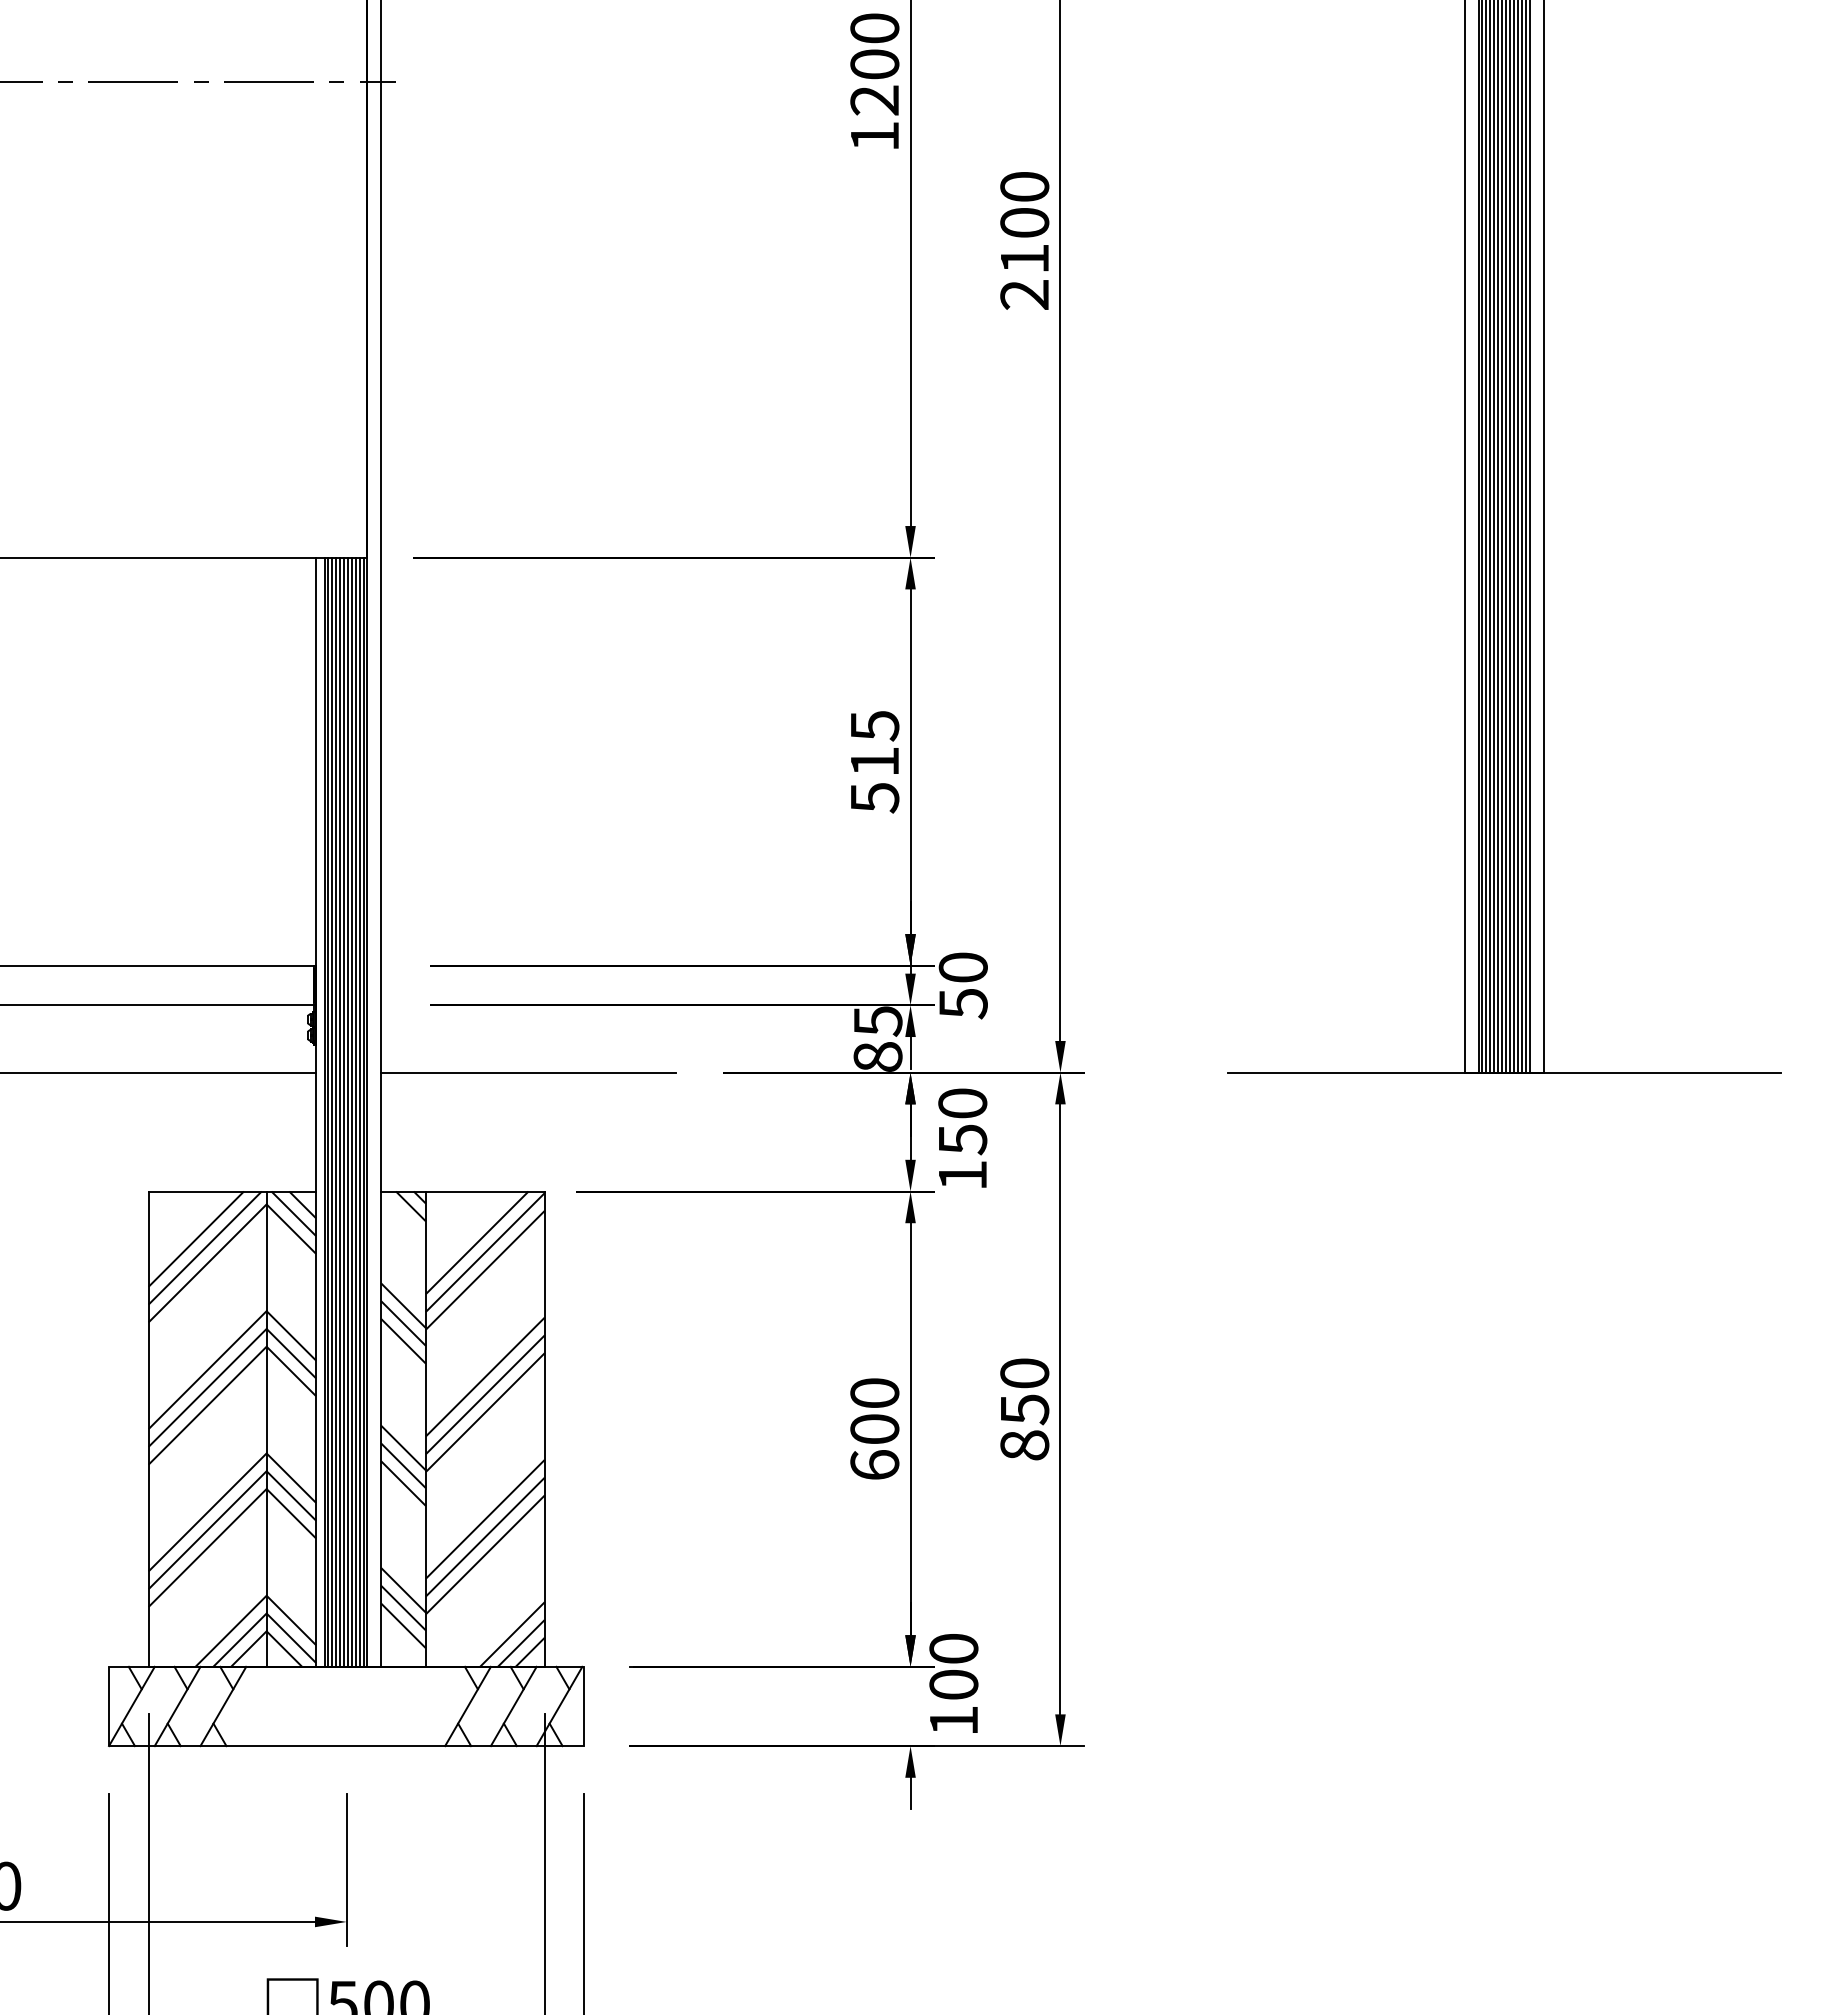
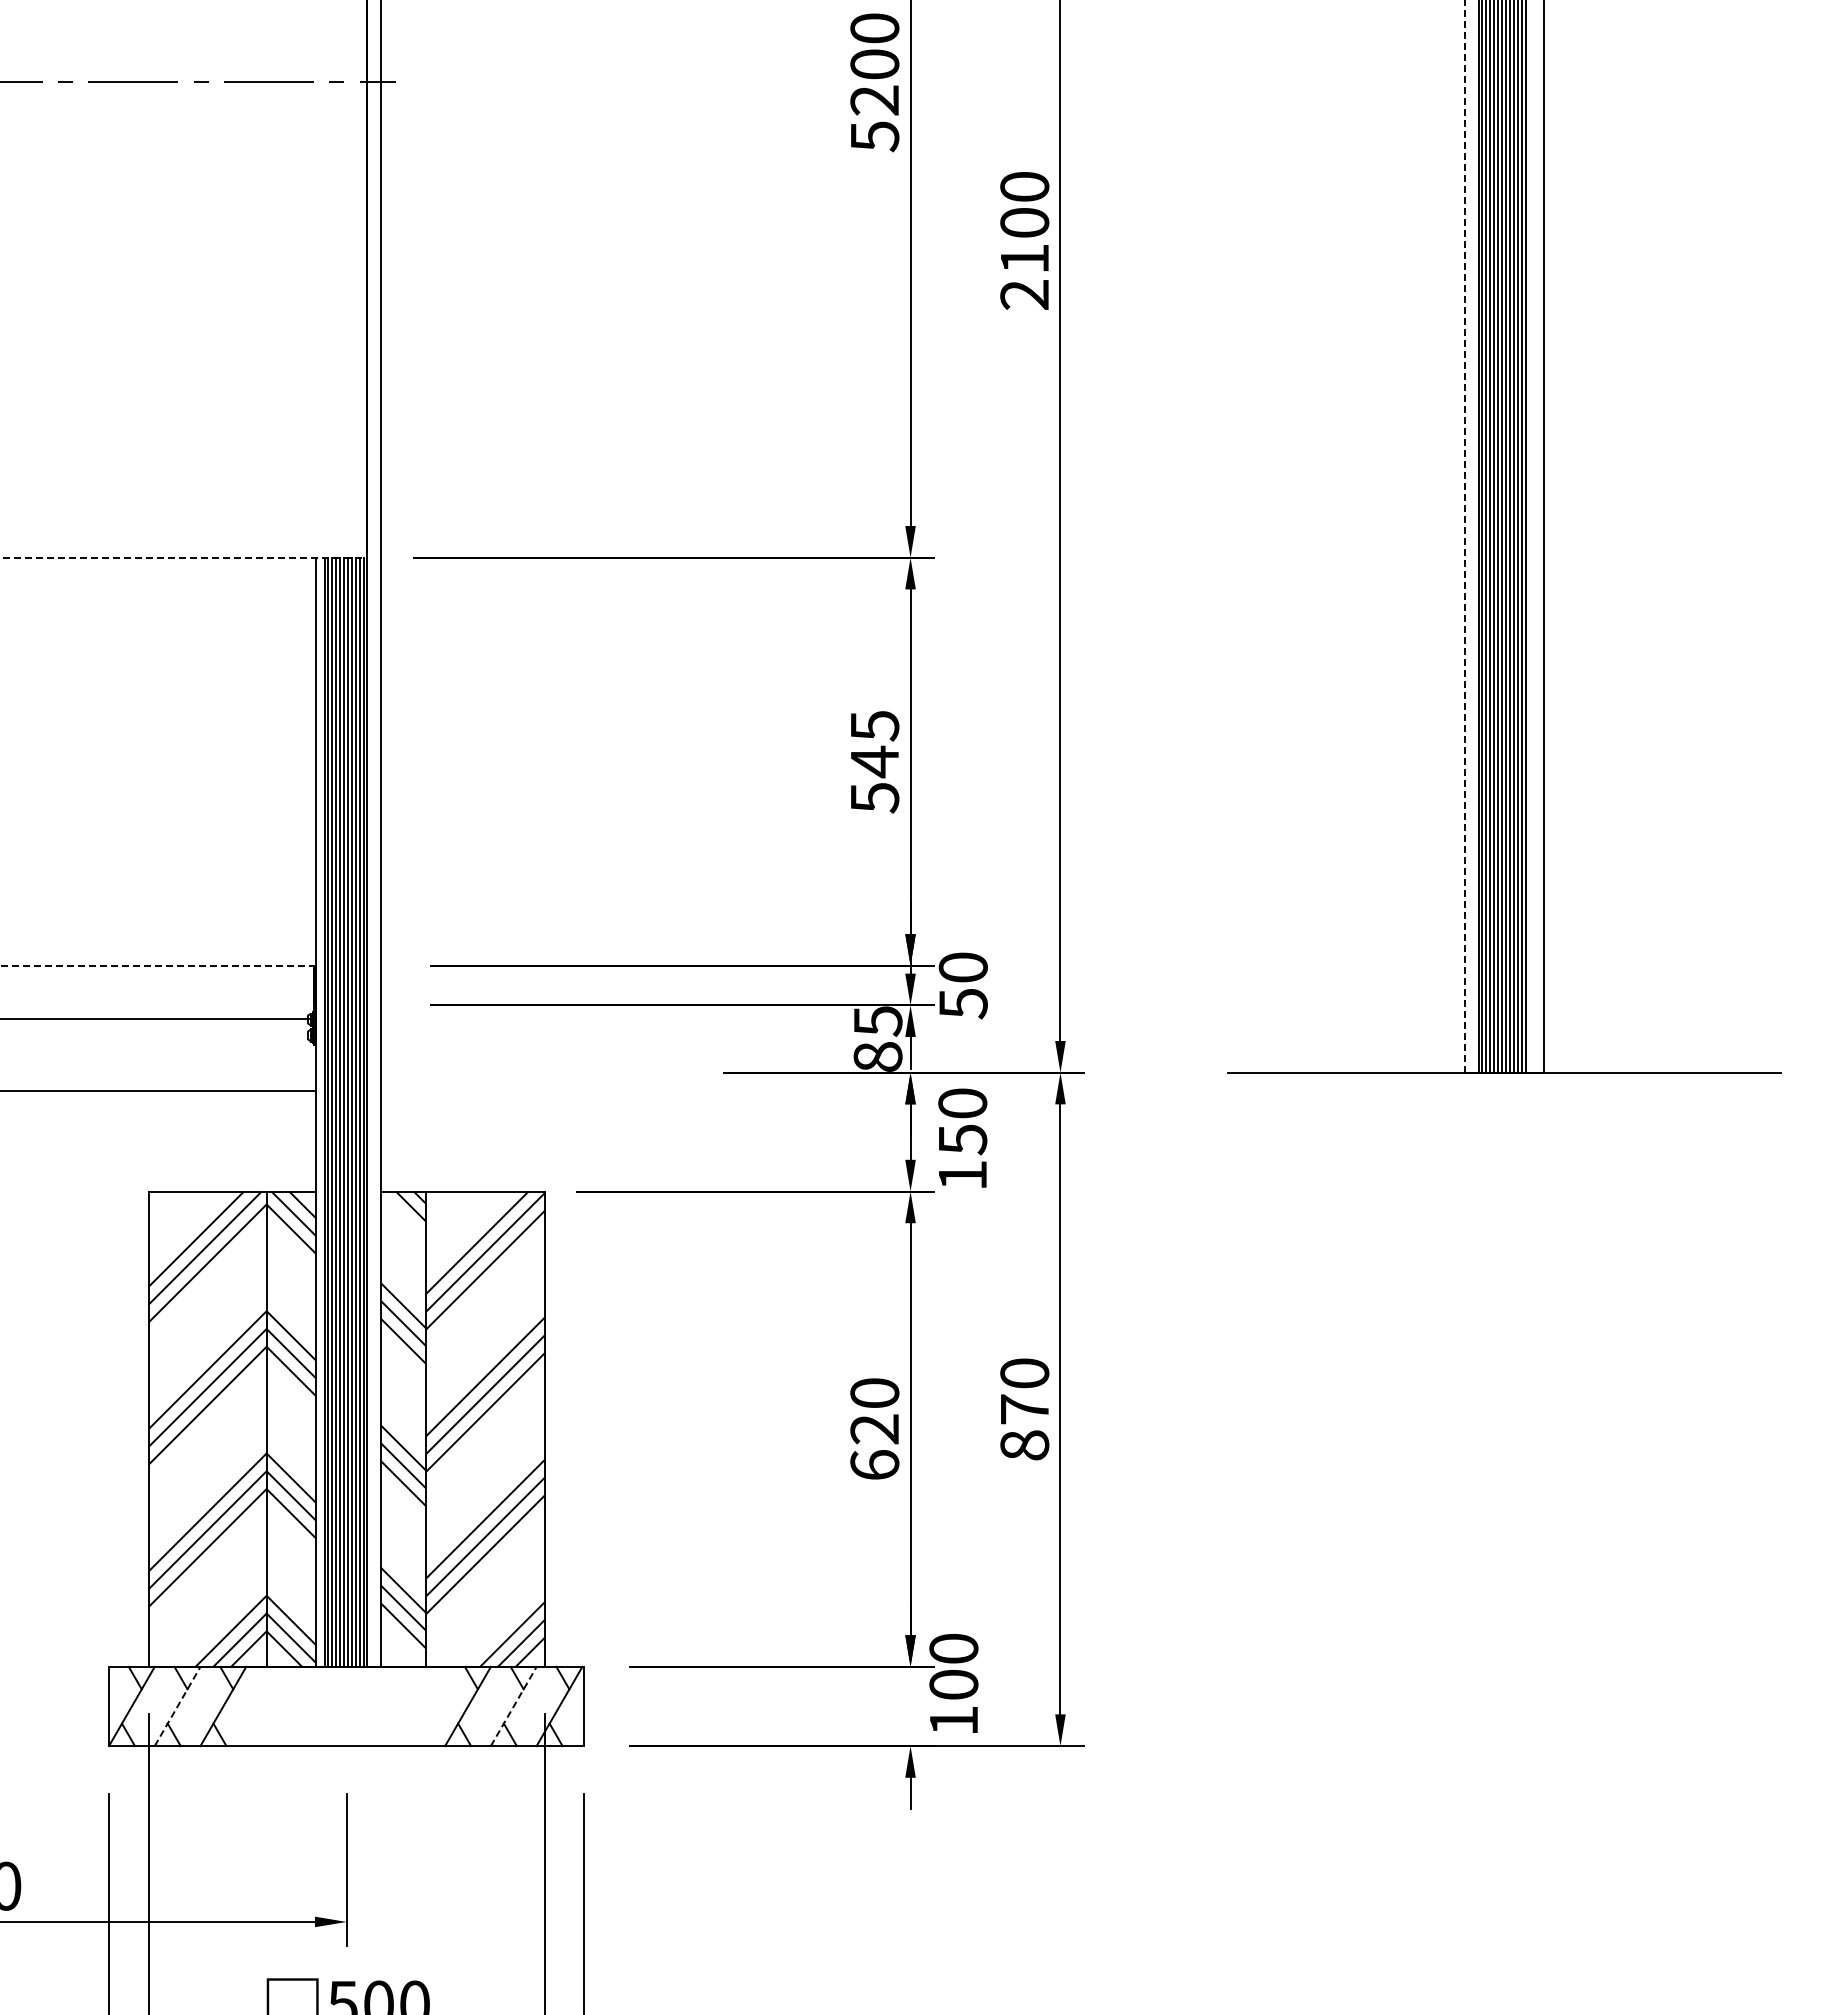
text: 1200 -> 5200 (875, 136)
line: solid -> dashed (1464, 536)
line: present -> none (1530, 537)
line: solid -> dashed (183, 557)
text: 515 -> 545 (874, 761)
line: solid -> dashed (157, 965)
line position: (157, 1005) -> (157, 1019) (157, 1019)
line position: (159, 1072) -> (159, 1090) (159, 1090)
line: present -> none (528, 1072)
text: 850 -> 870 (1025, 1409)
text: 600 -> 620 (874, 1429)
line: solid -> dashed (177, 1706)
line: solid -> dashed (513, 1706)
